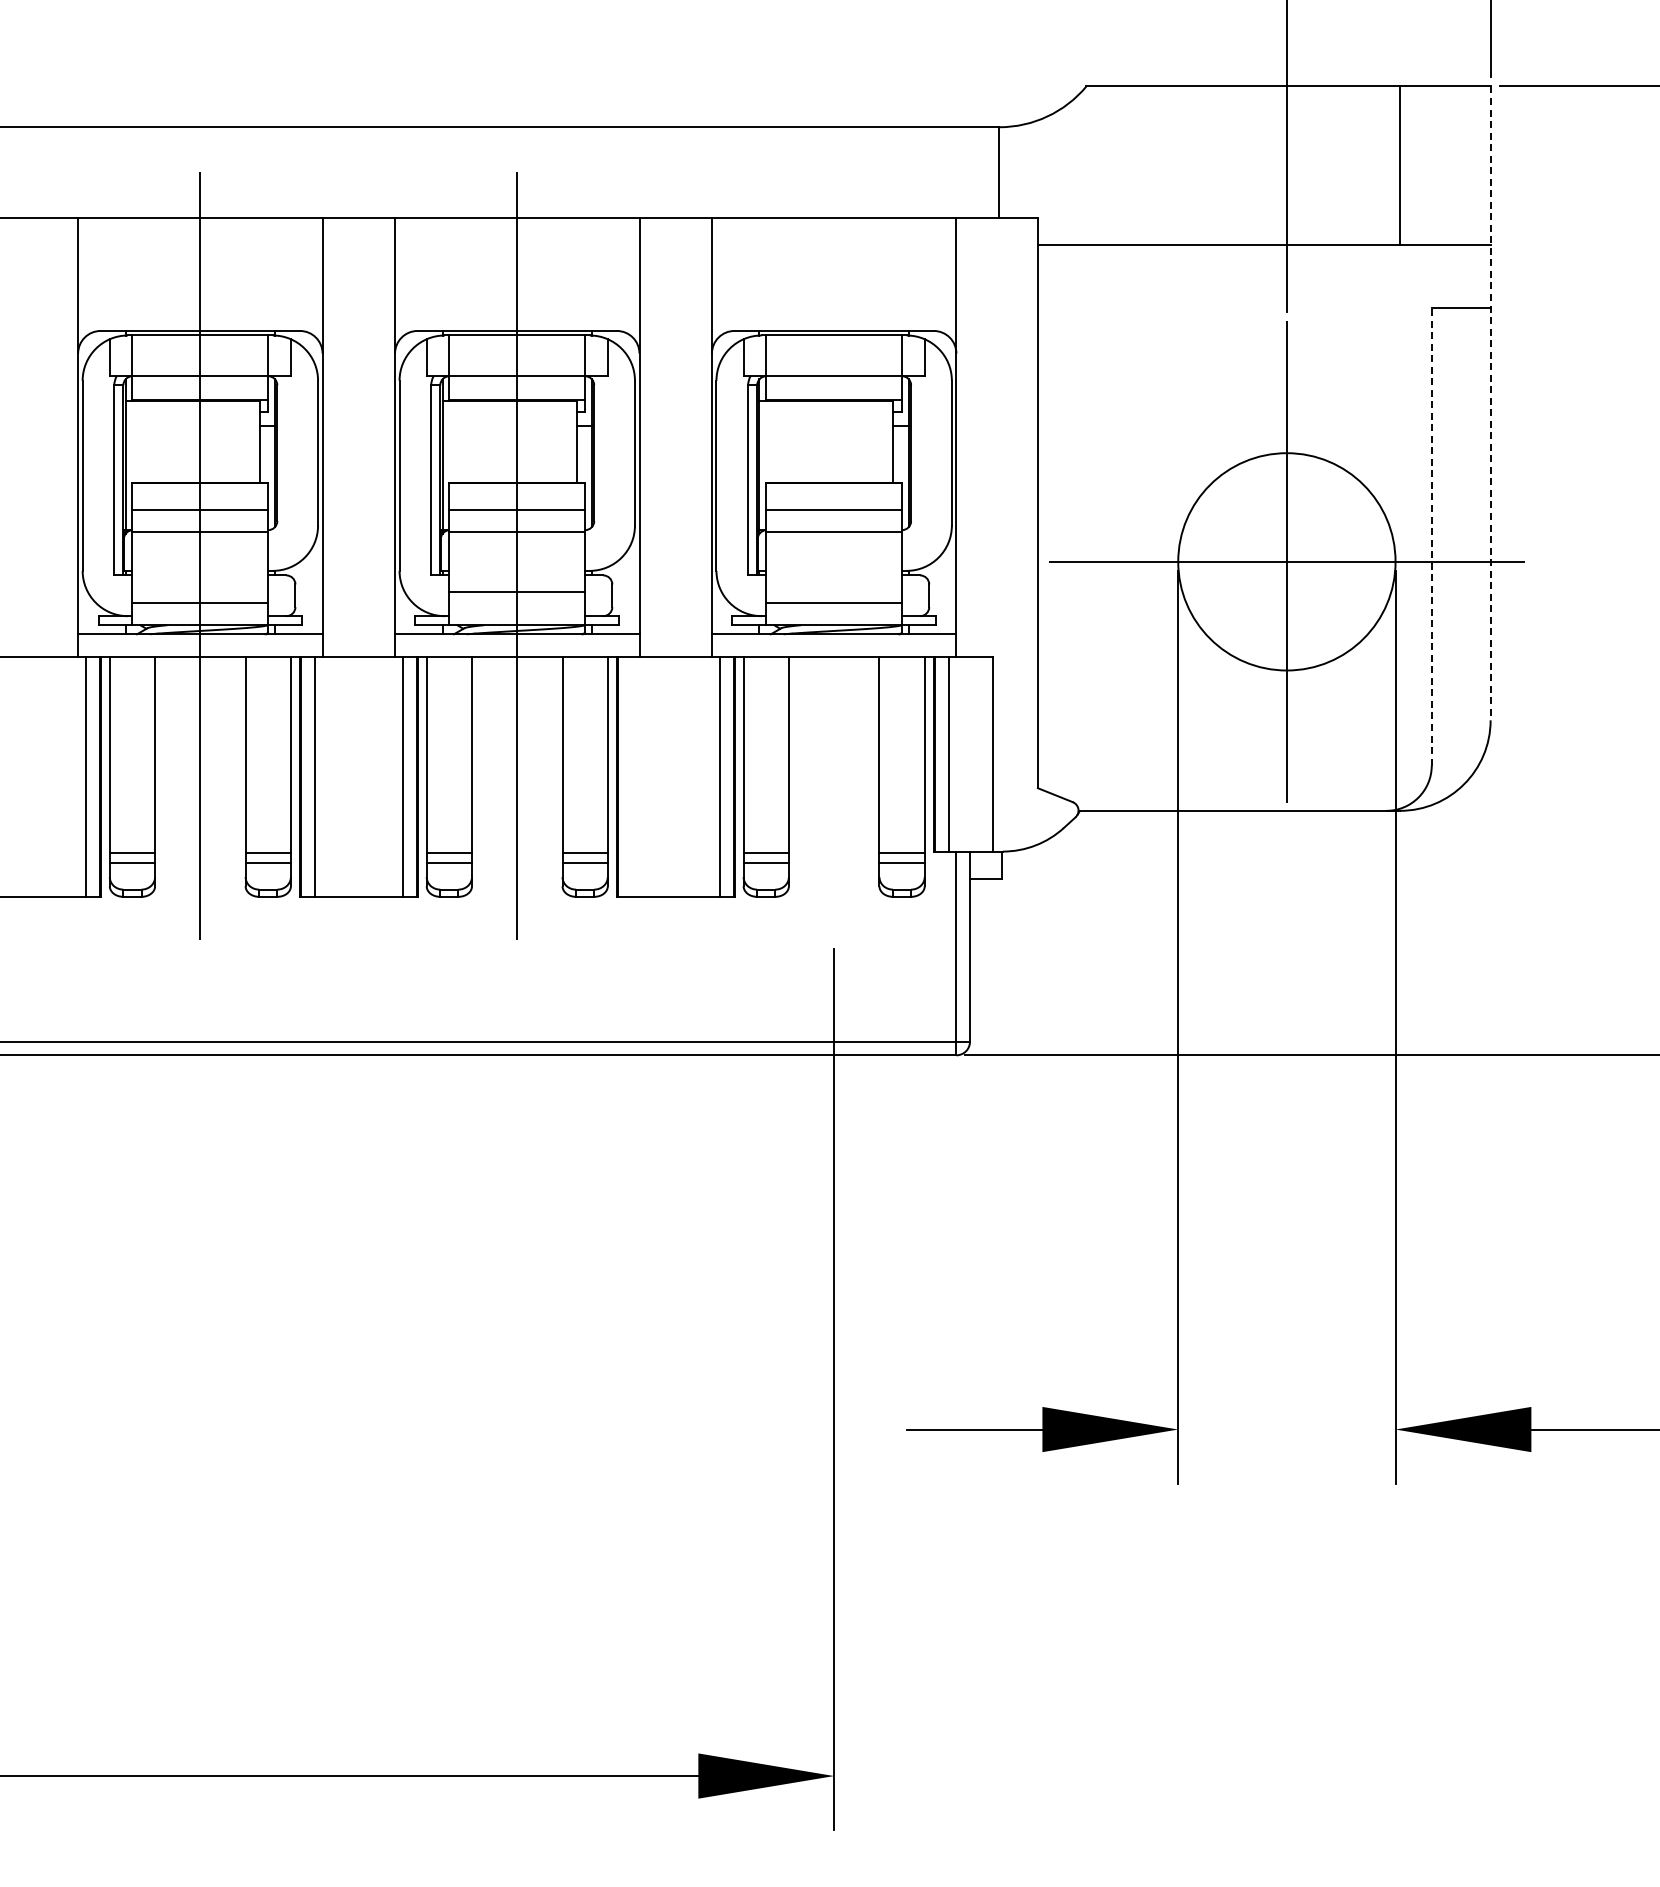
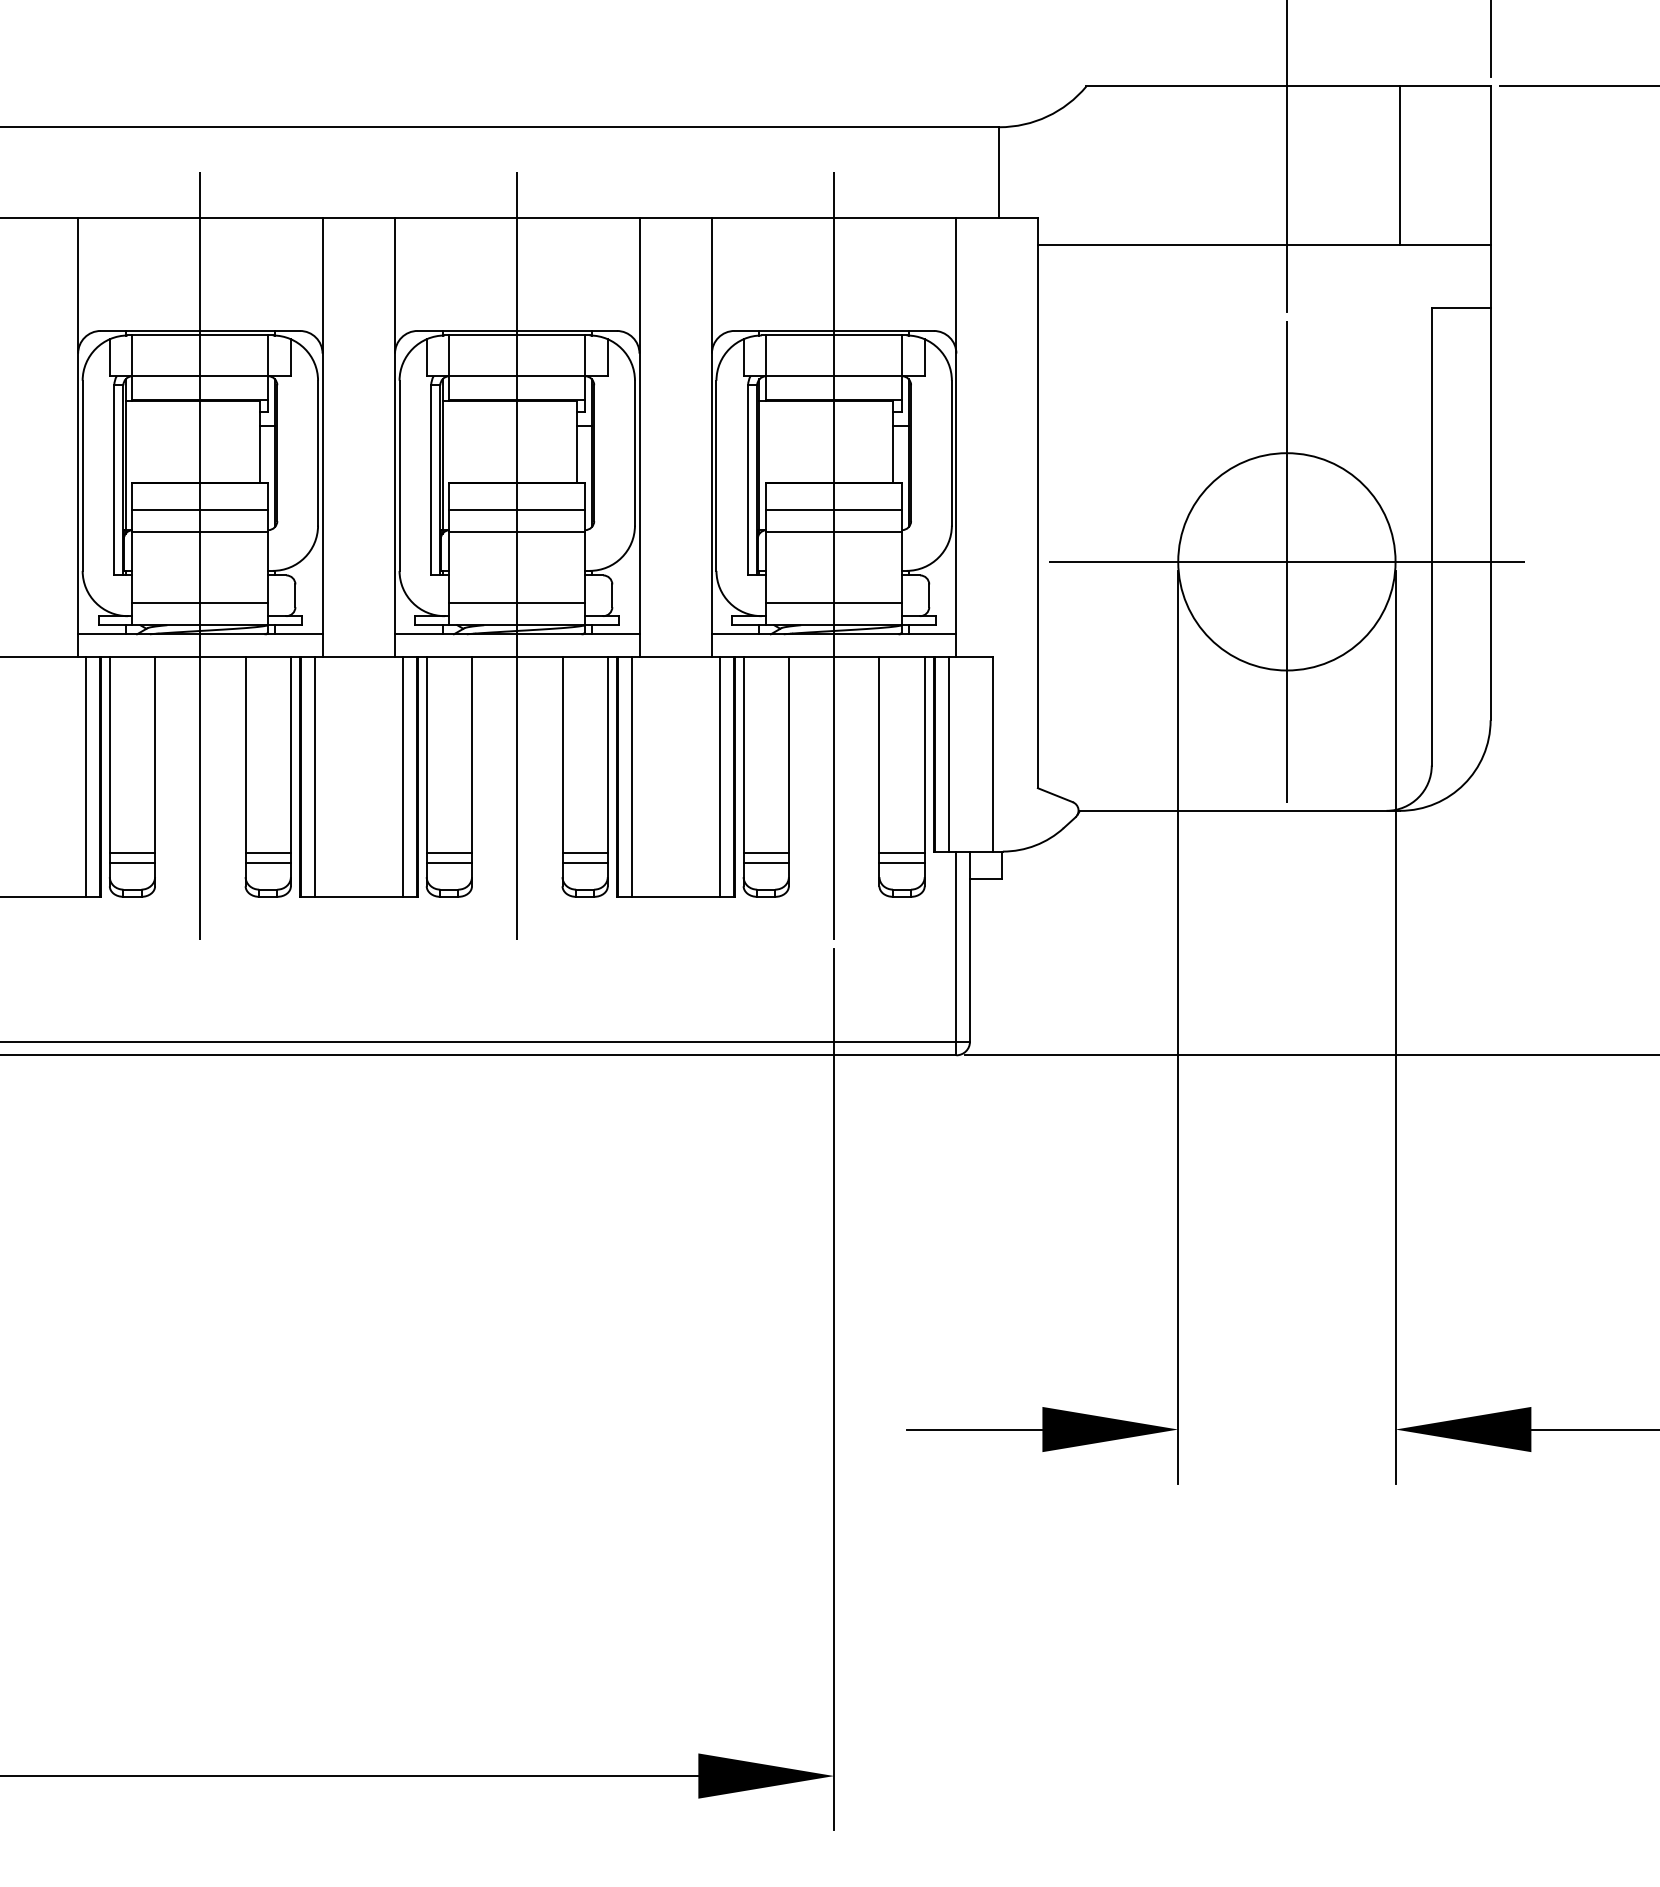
line: dashed -> solid (1490, 403)
line: dashed -> solid (1431, 536)
line: none -> present (834, 555)
line position: (517, 591) -> (517, 602) (517, 602)
line: none -> present (632, 776)
